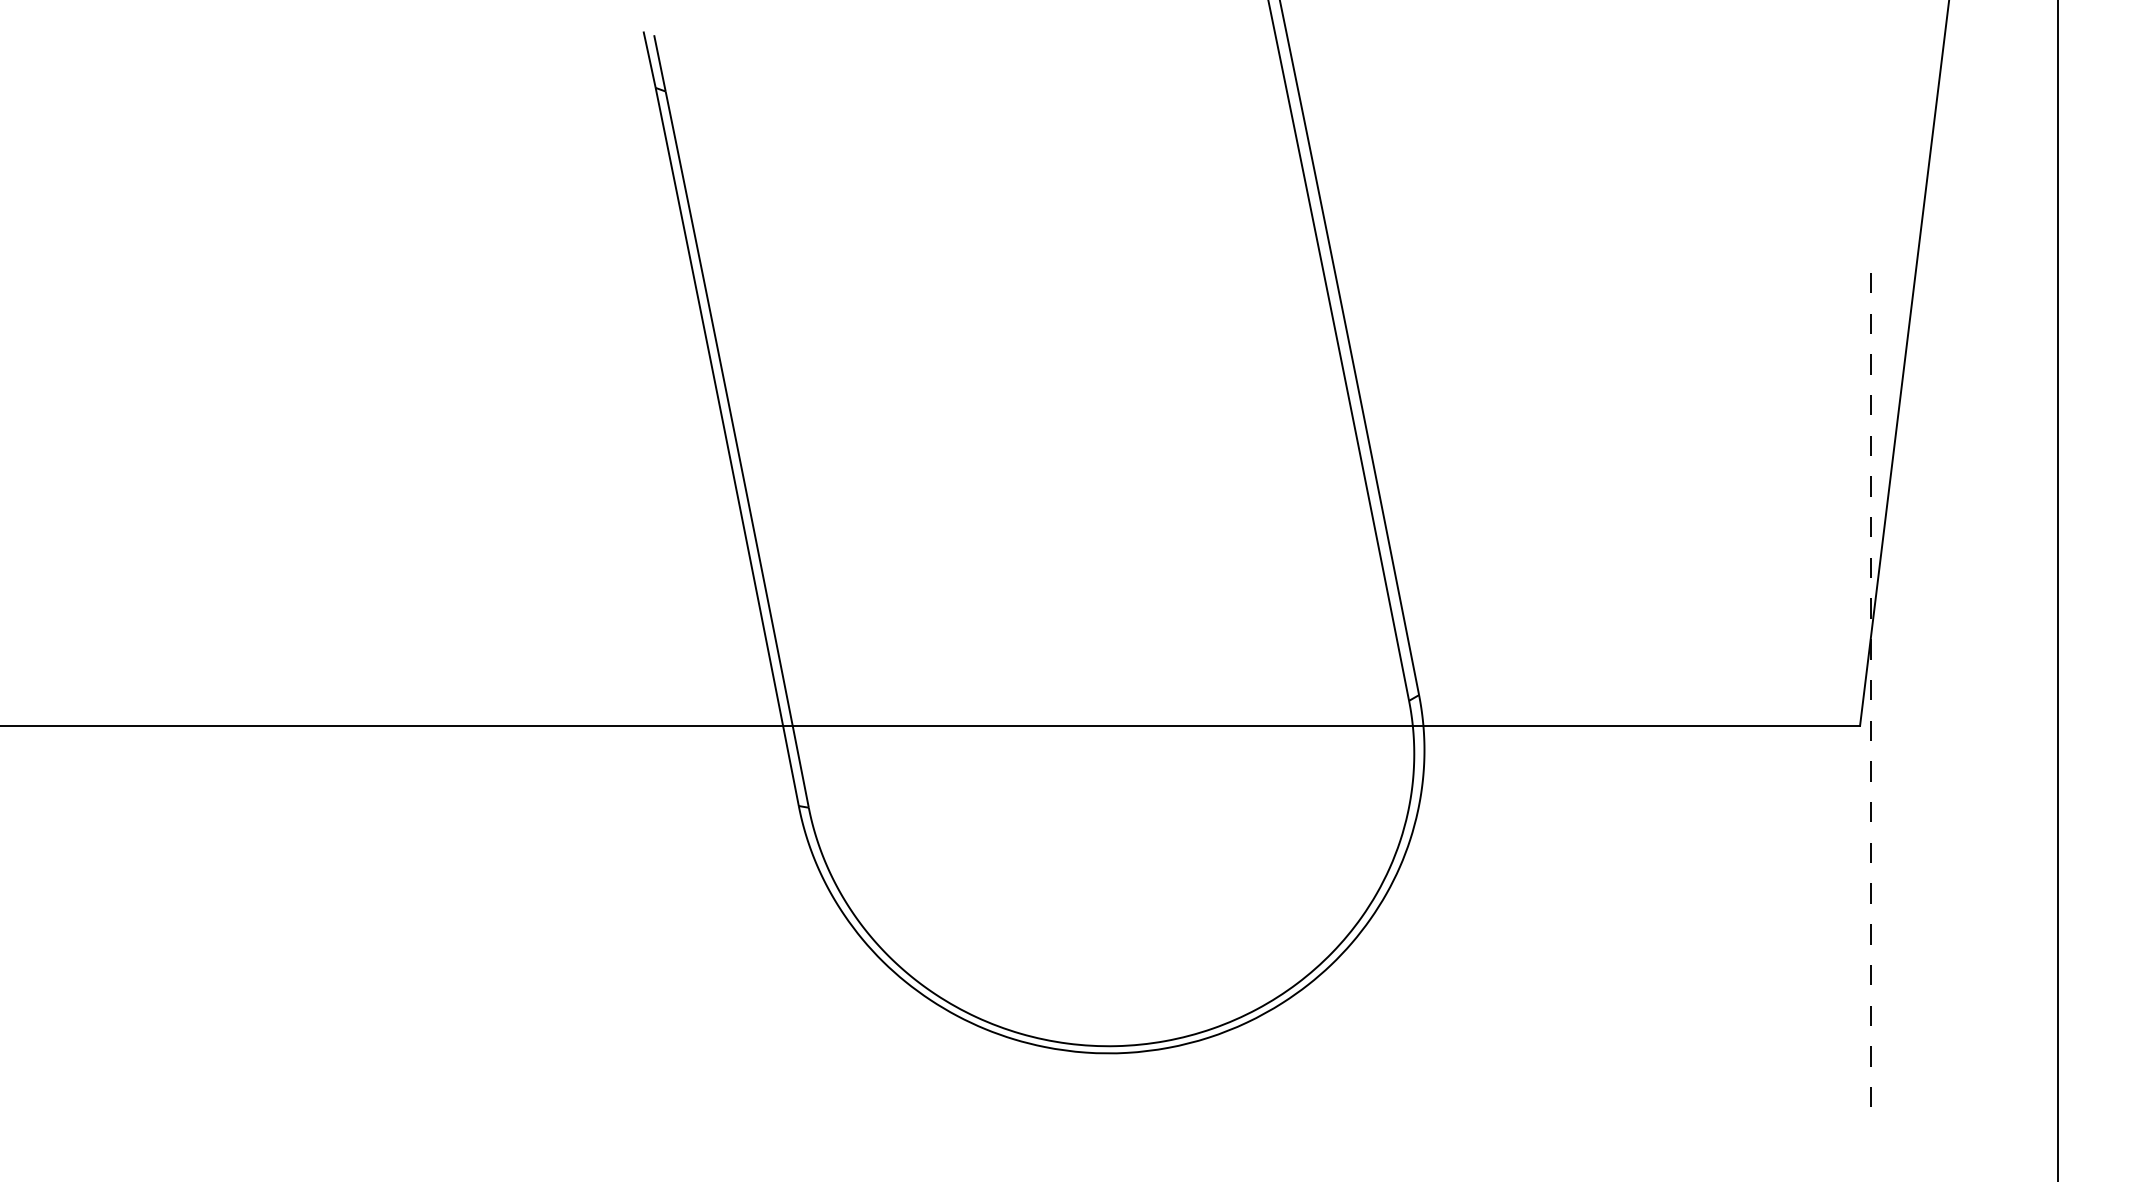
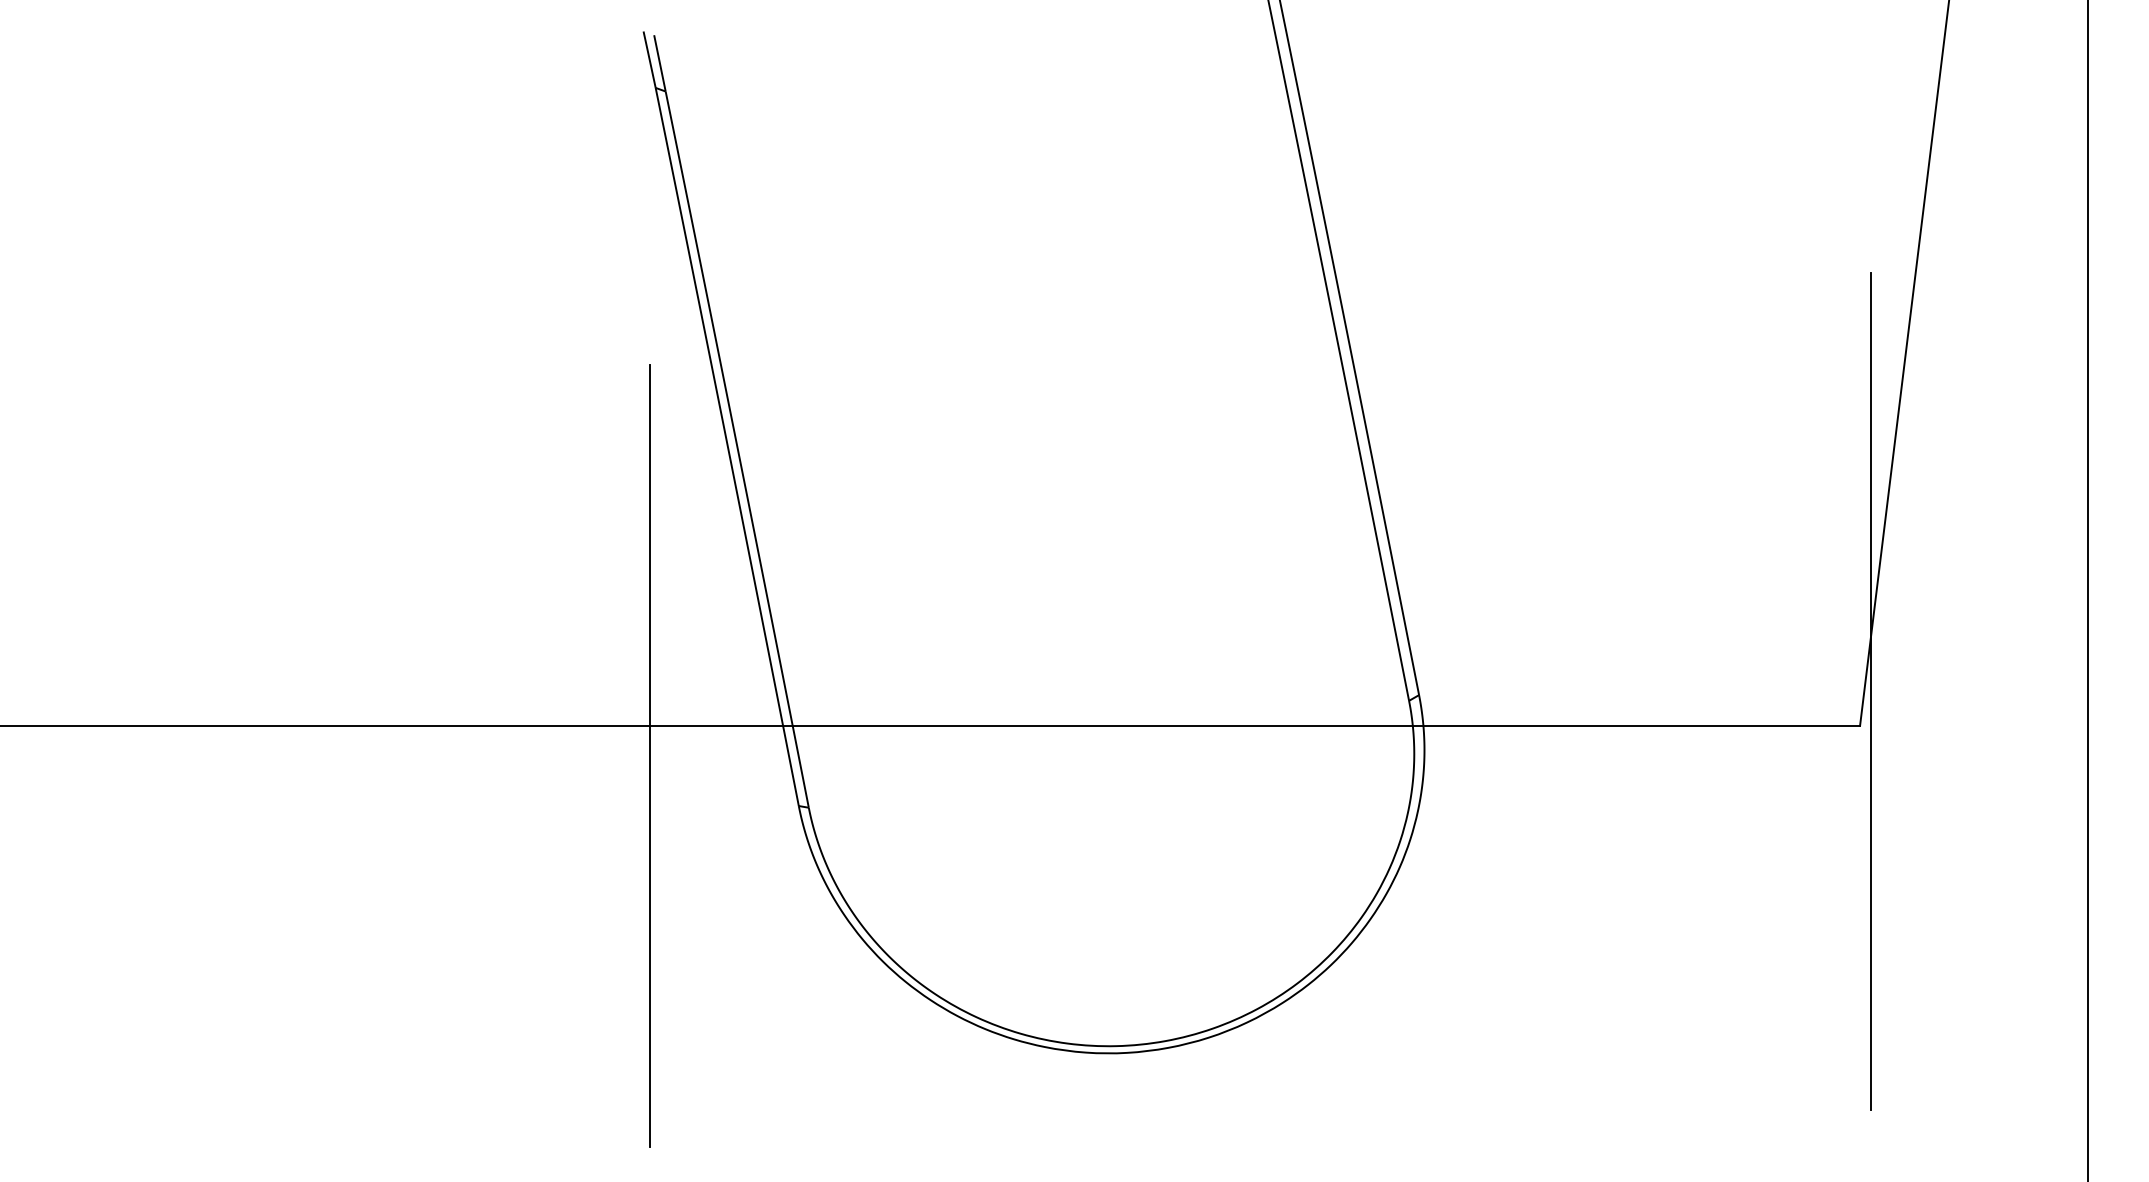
line position: (2057, 590) -> (2087, 590) (2087, 590)
line: dashed -> solid (1870, 691)
line: none -> present (649, 755)
